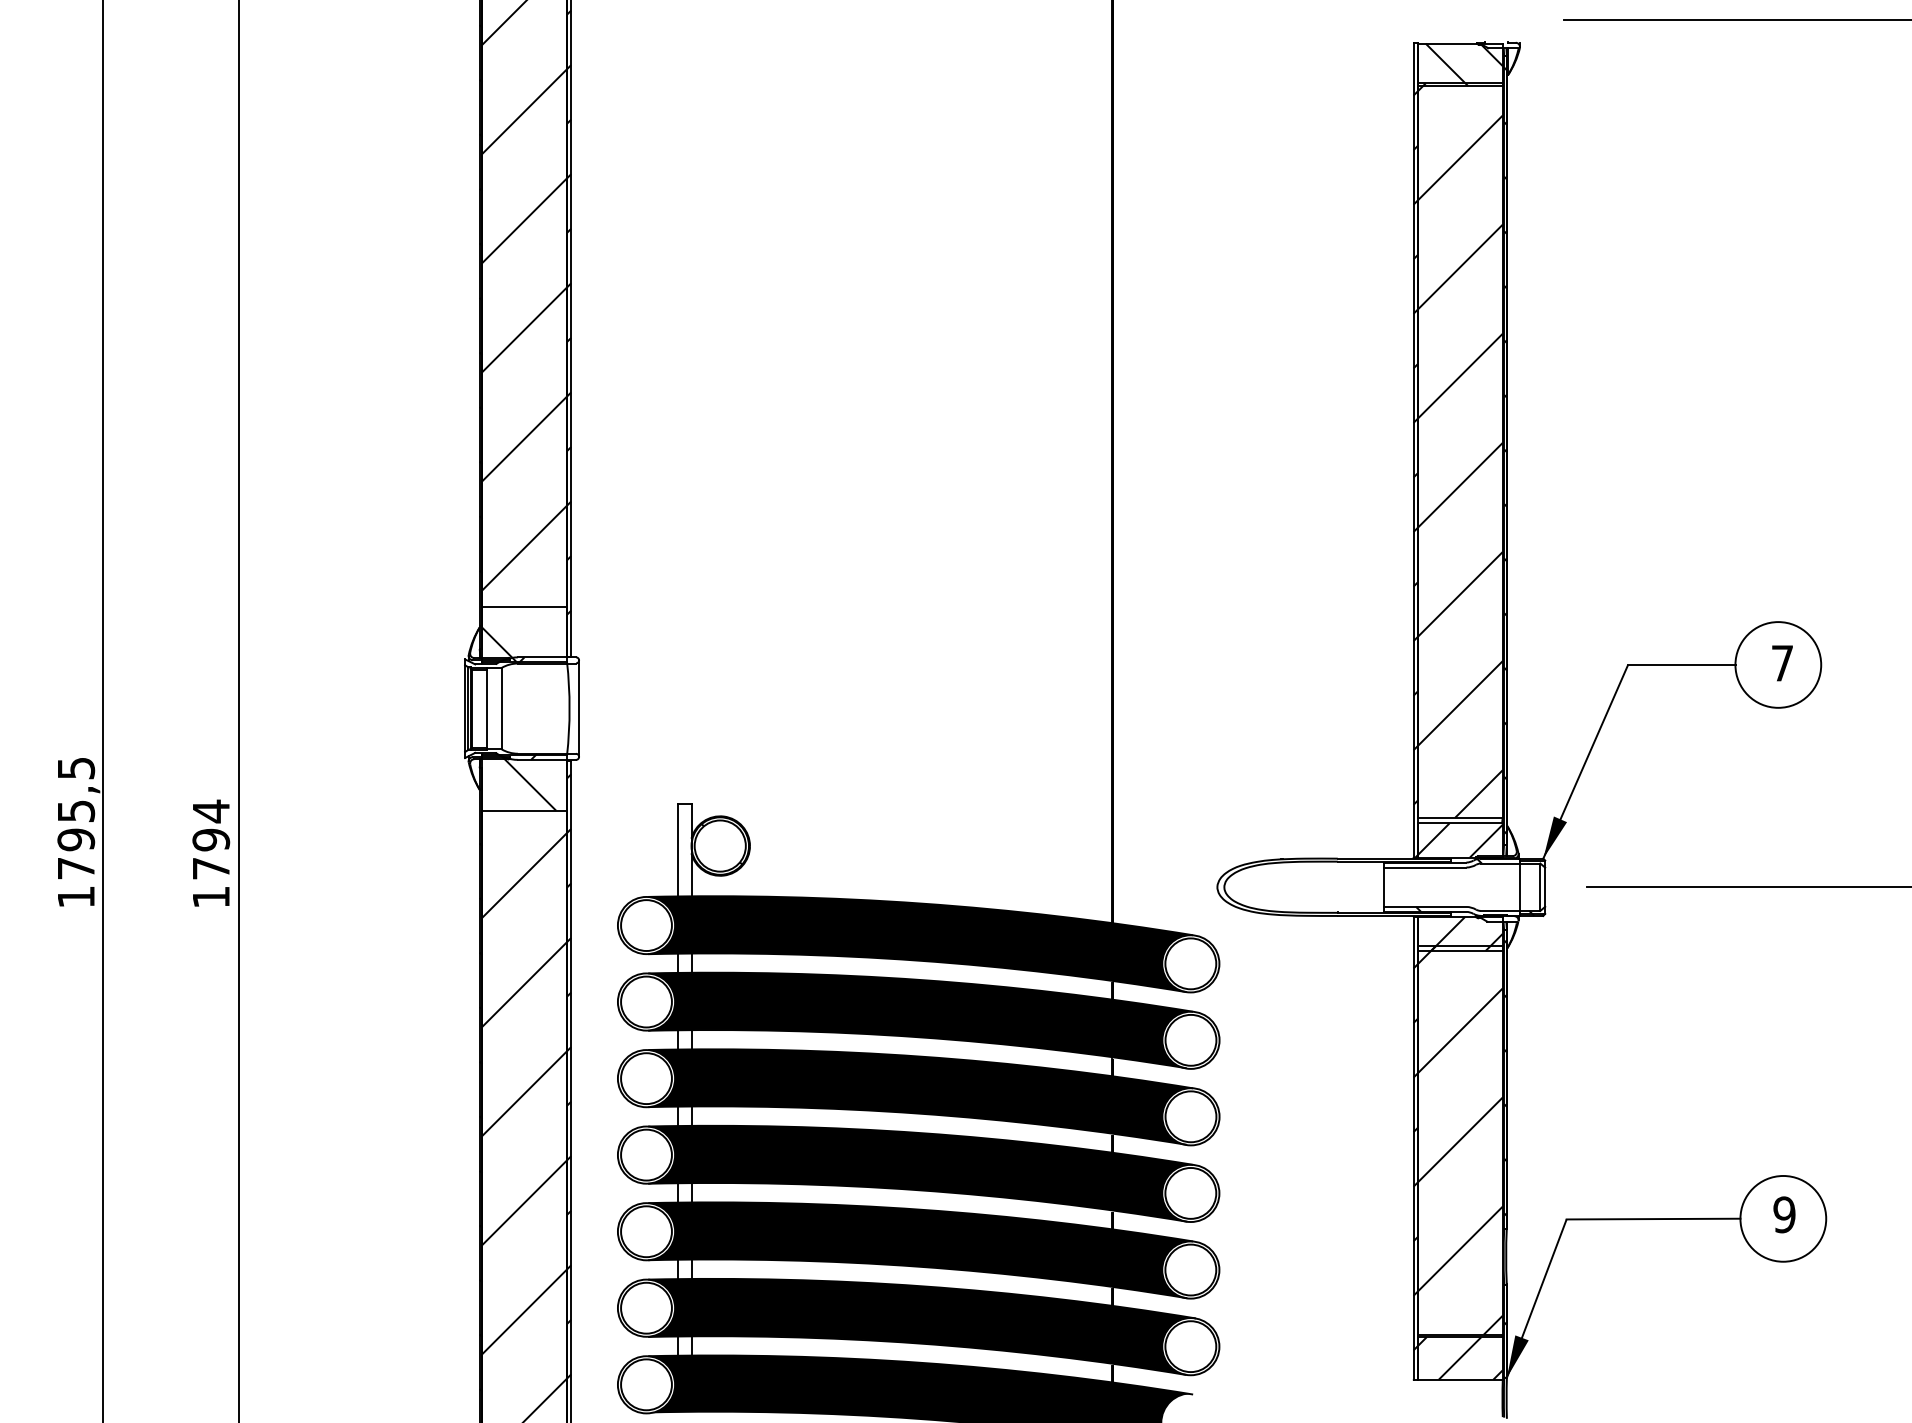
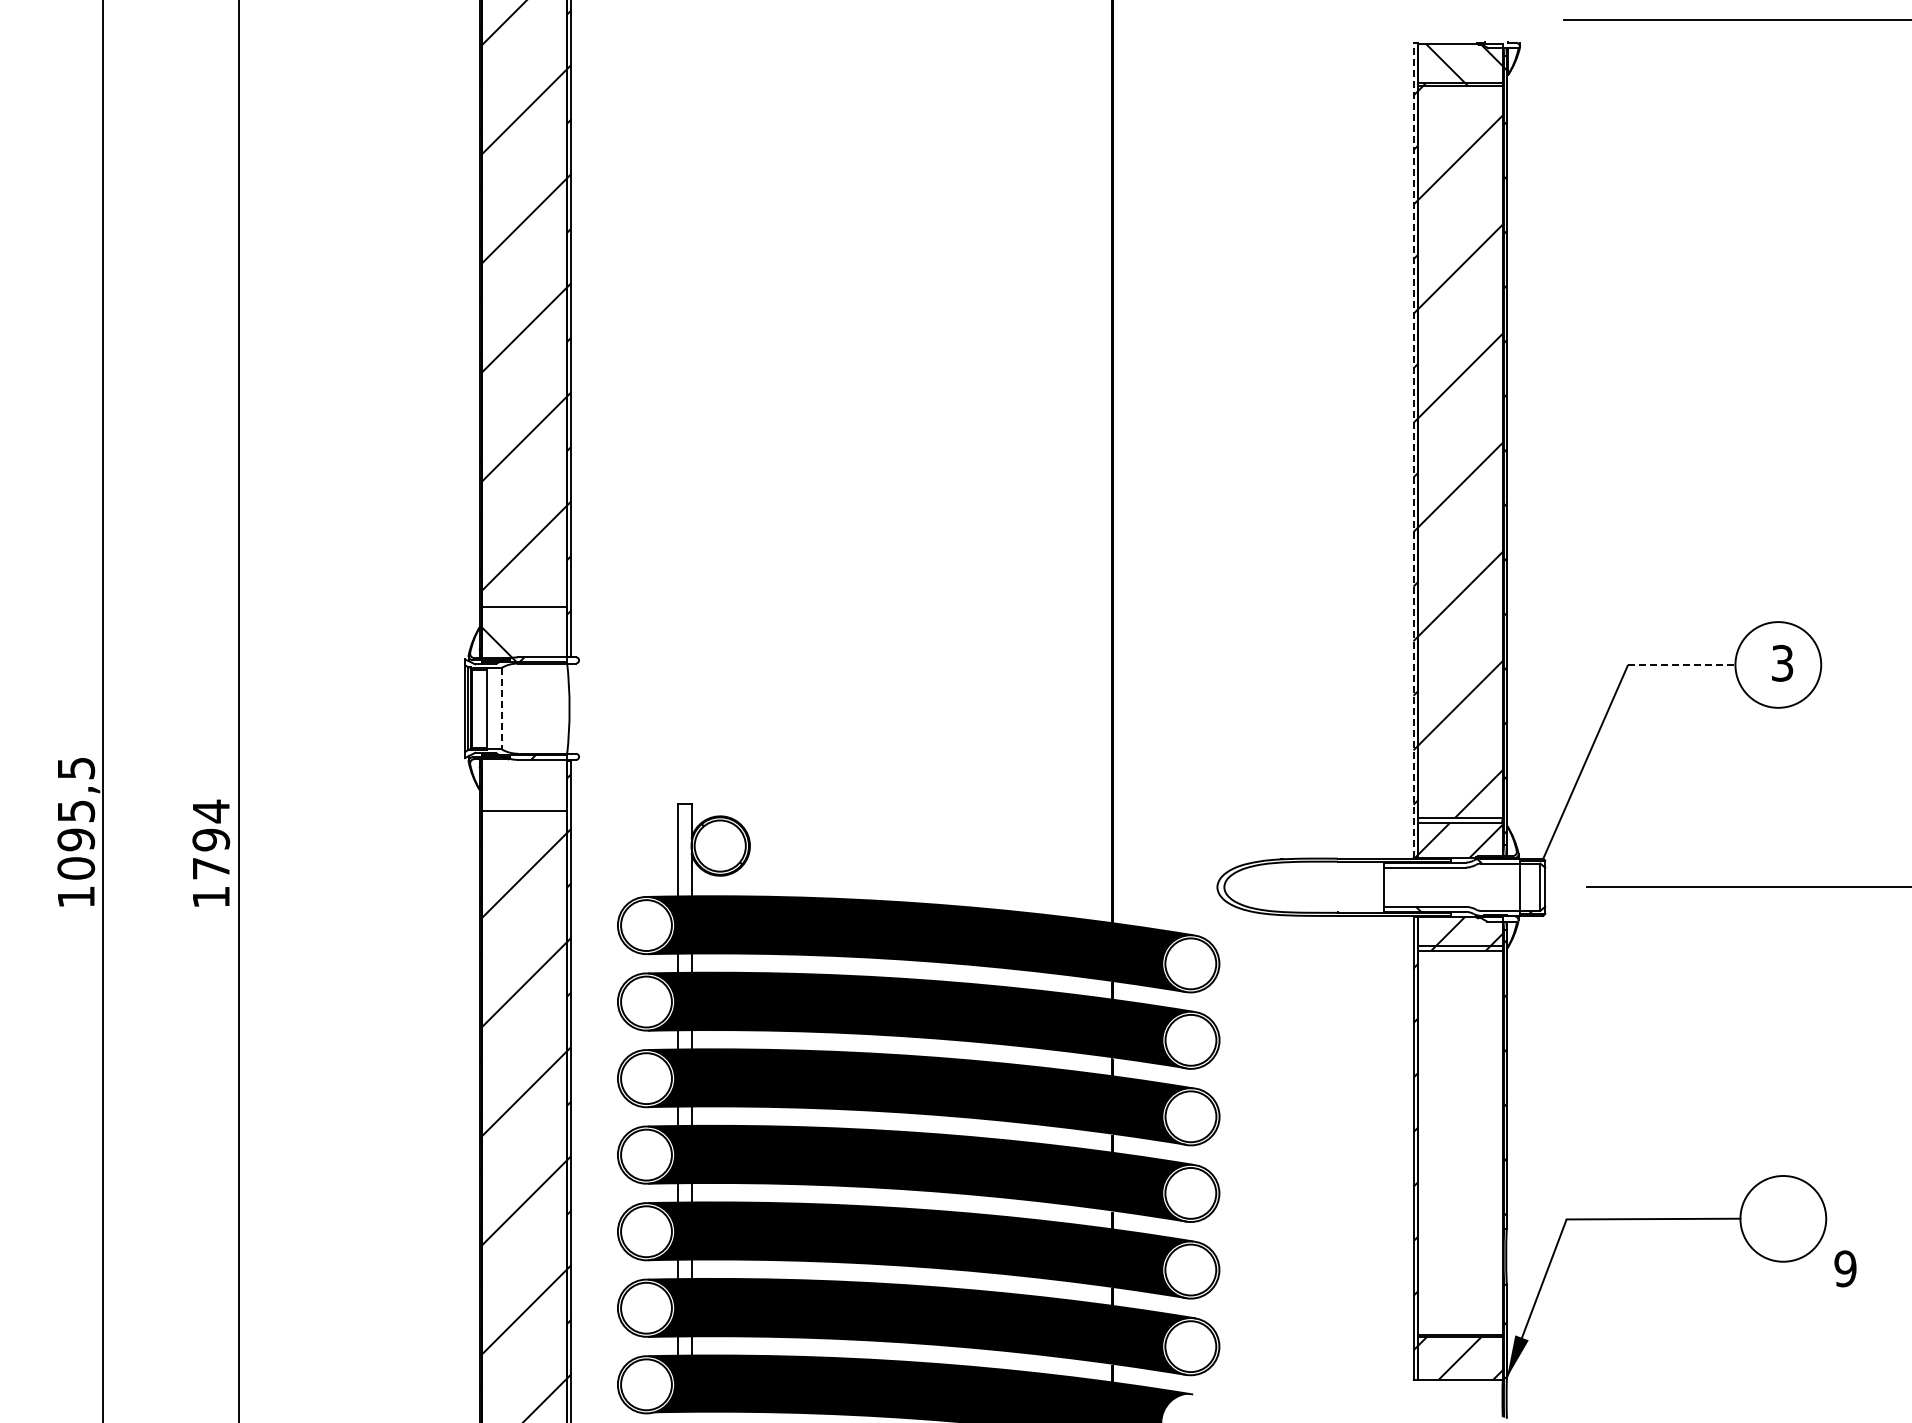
line: solid -> dashed (1413, 449)
text: 7 -> 3 (1782, 662)
line: solid -> dashed (1682, 664)
line: solid -> dashed (501, 708)
line: present -> none (579, 708)
hatch: present -> none (528, 782)
fill: present -> none (1555, 837)
text: 1795,5 -> 1095,5 (76, 868)
hatch: present -> none (1459, 1139)
text position: (1784, 1214) -> (1845, 1268) (1845, 1268)
